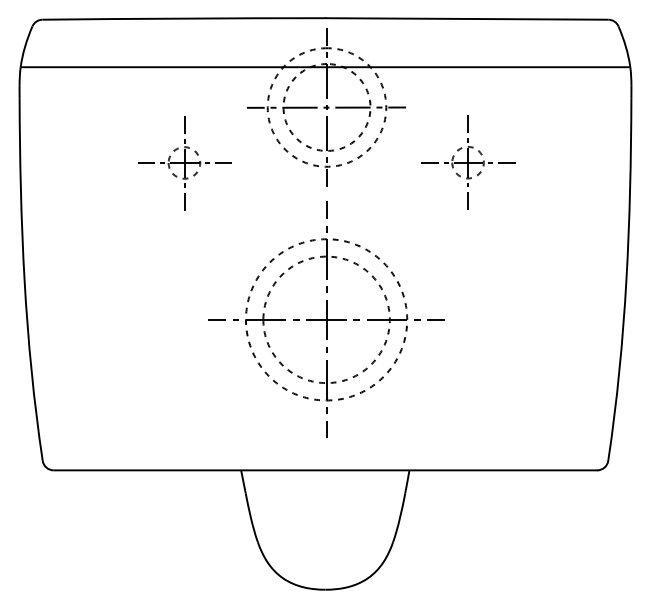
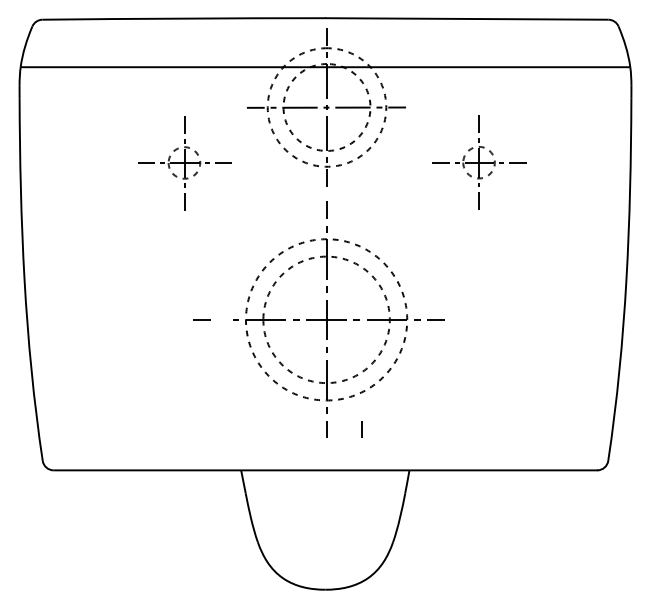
part position: (468, 162) -> (479, 162) (479, 162)
line position: (216, 319) -> (201, 319) (201, 319)
line: none -> present (361, 429)
